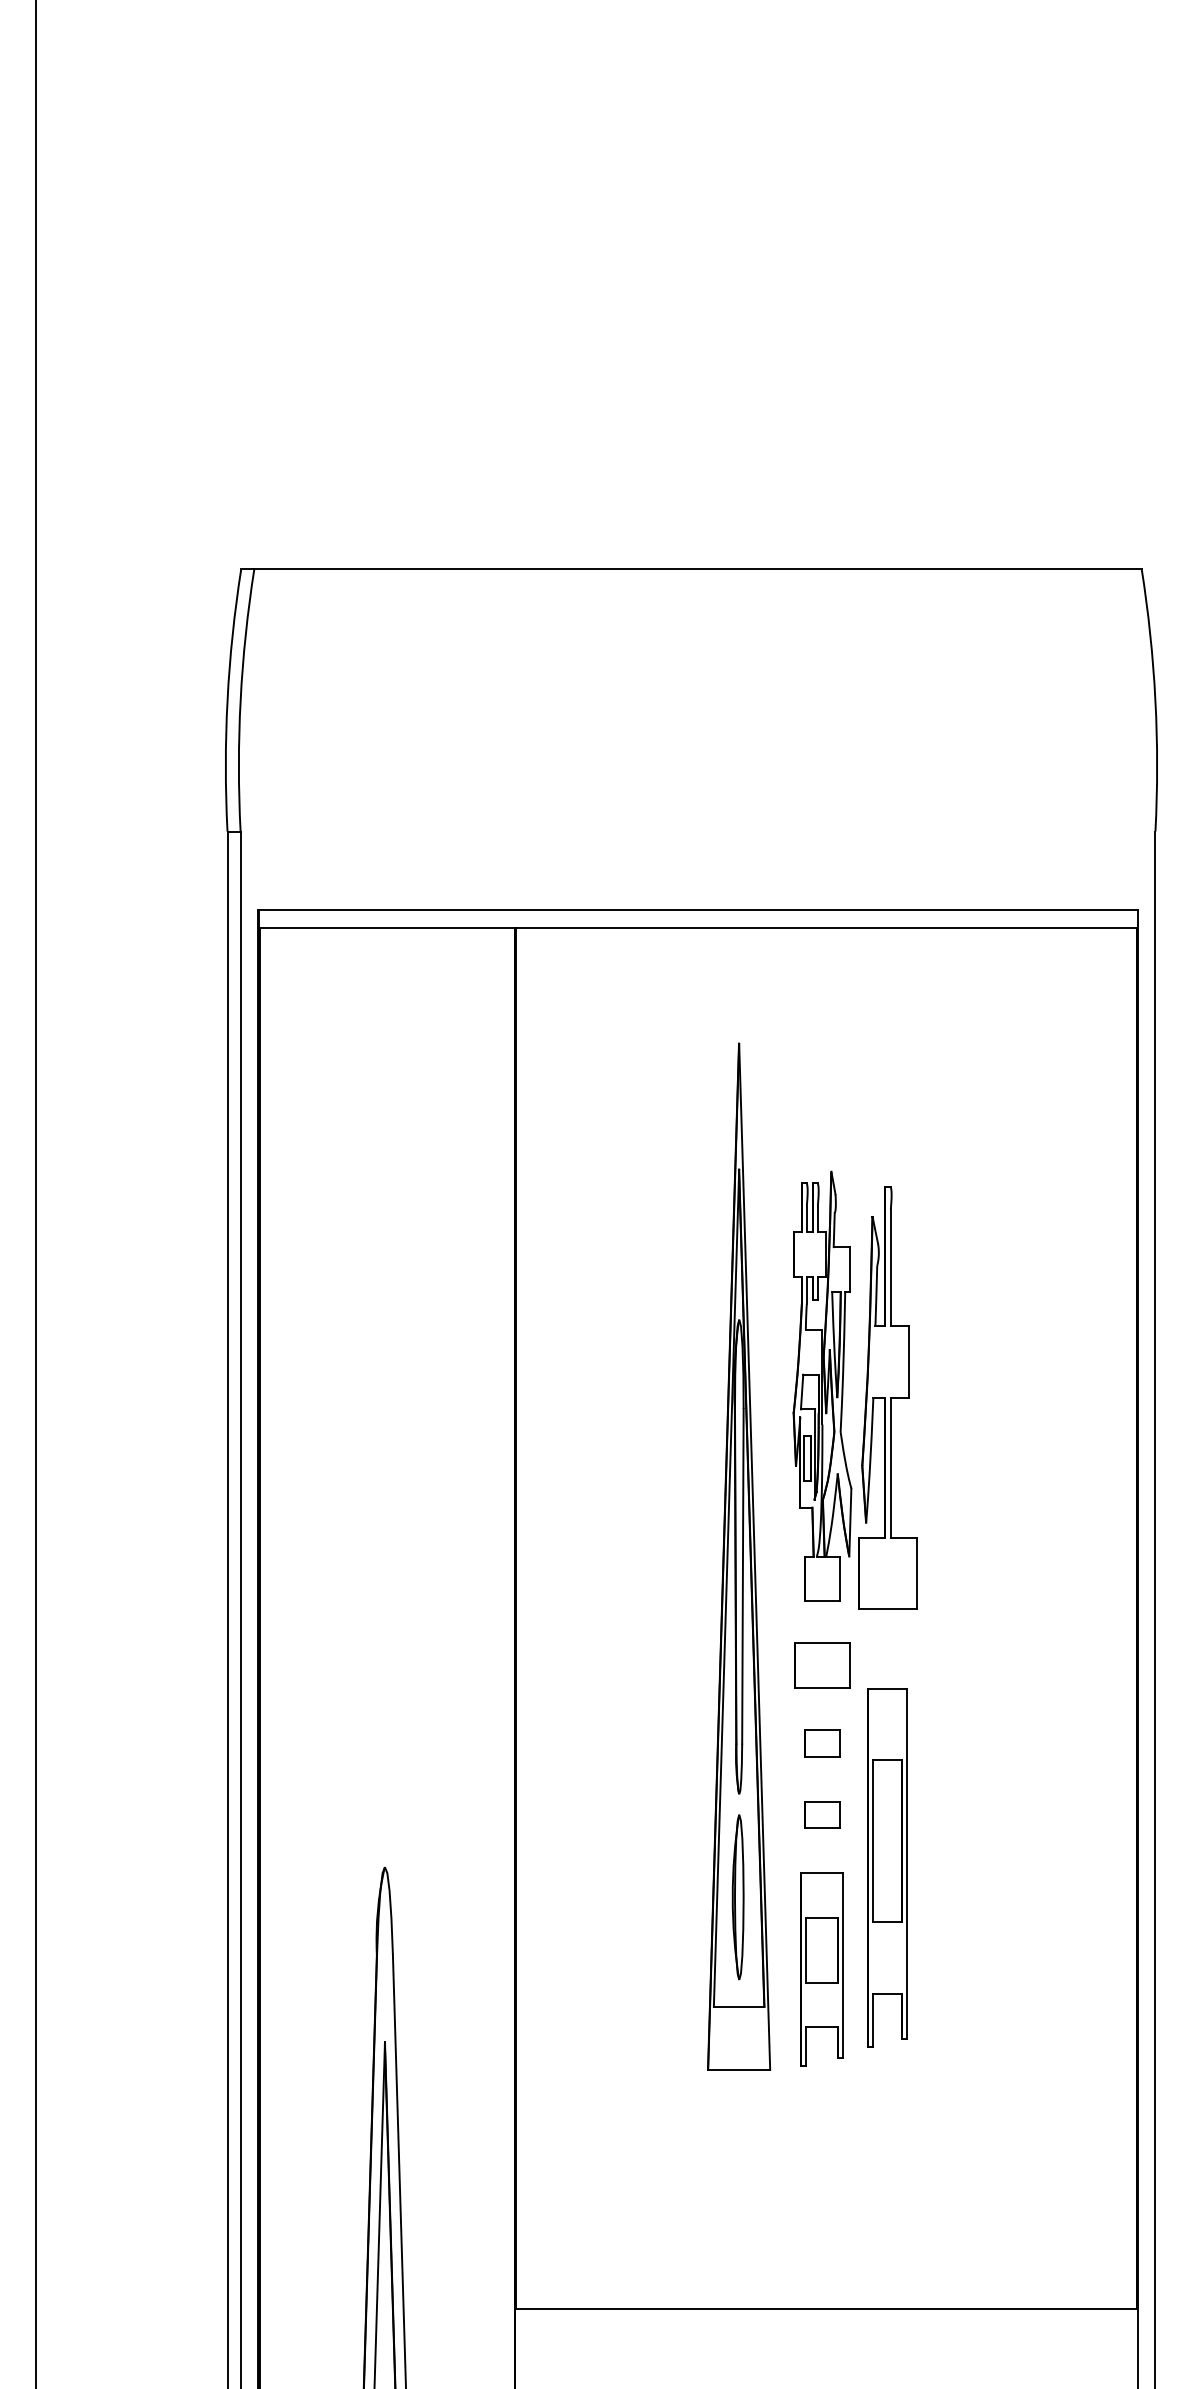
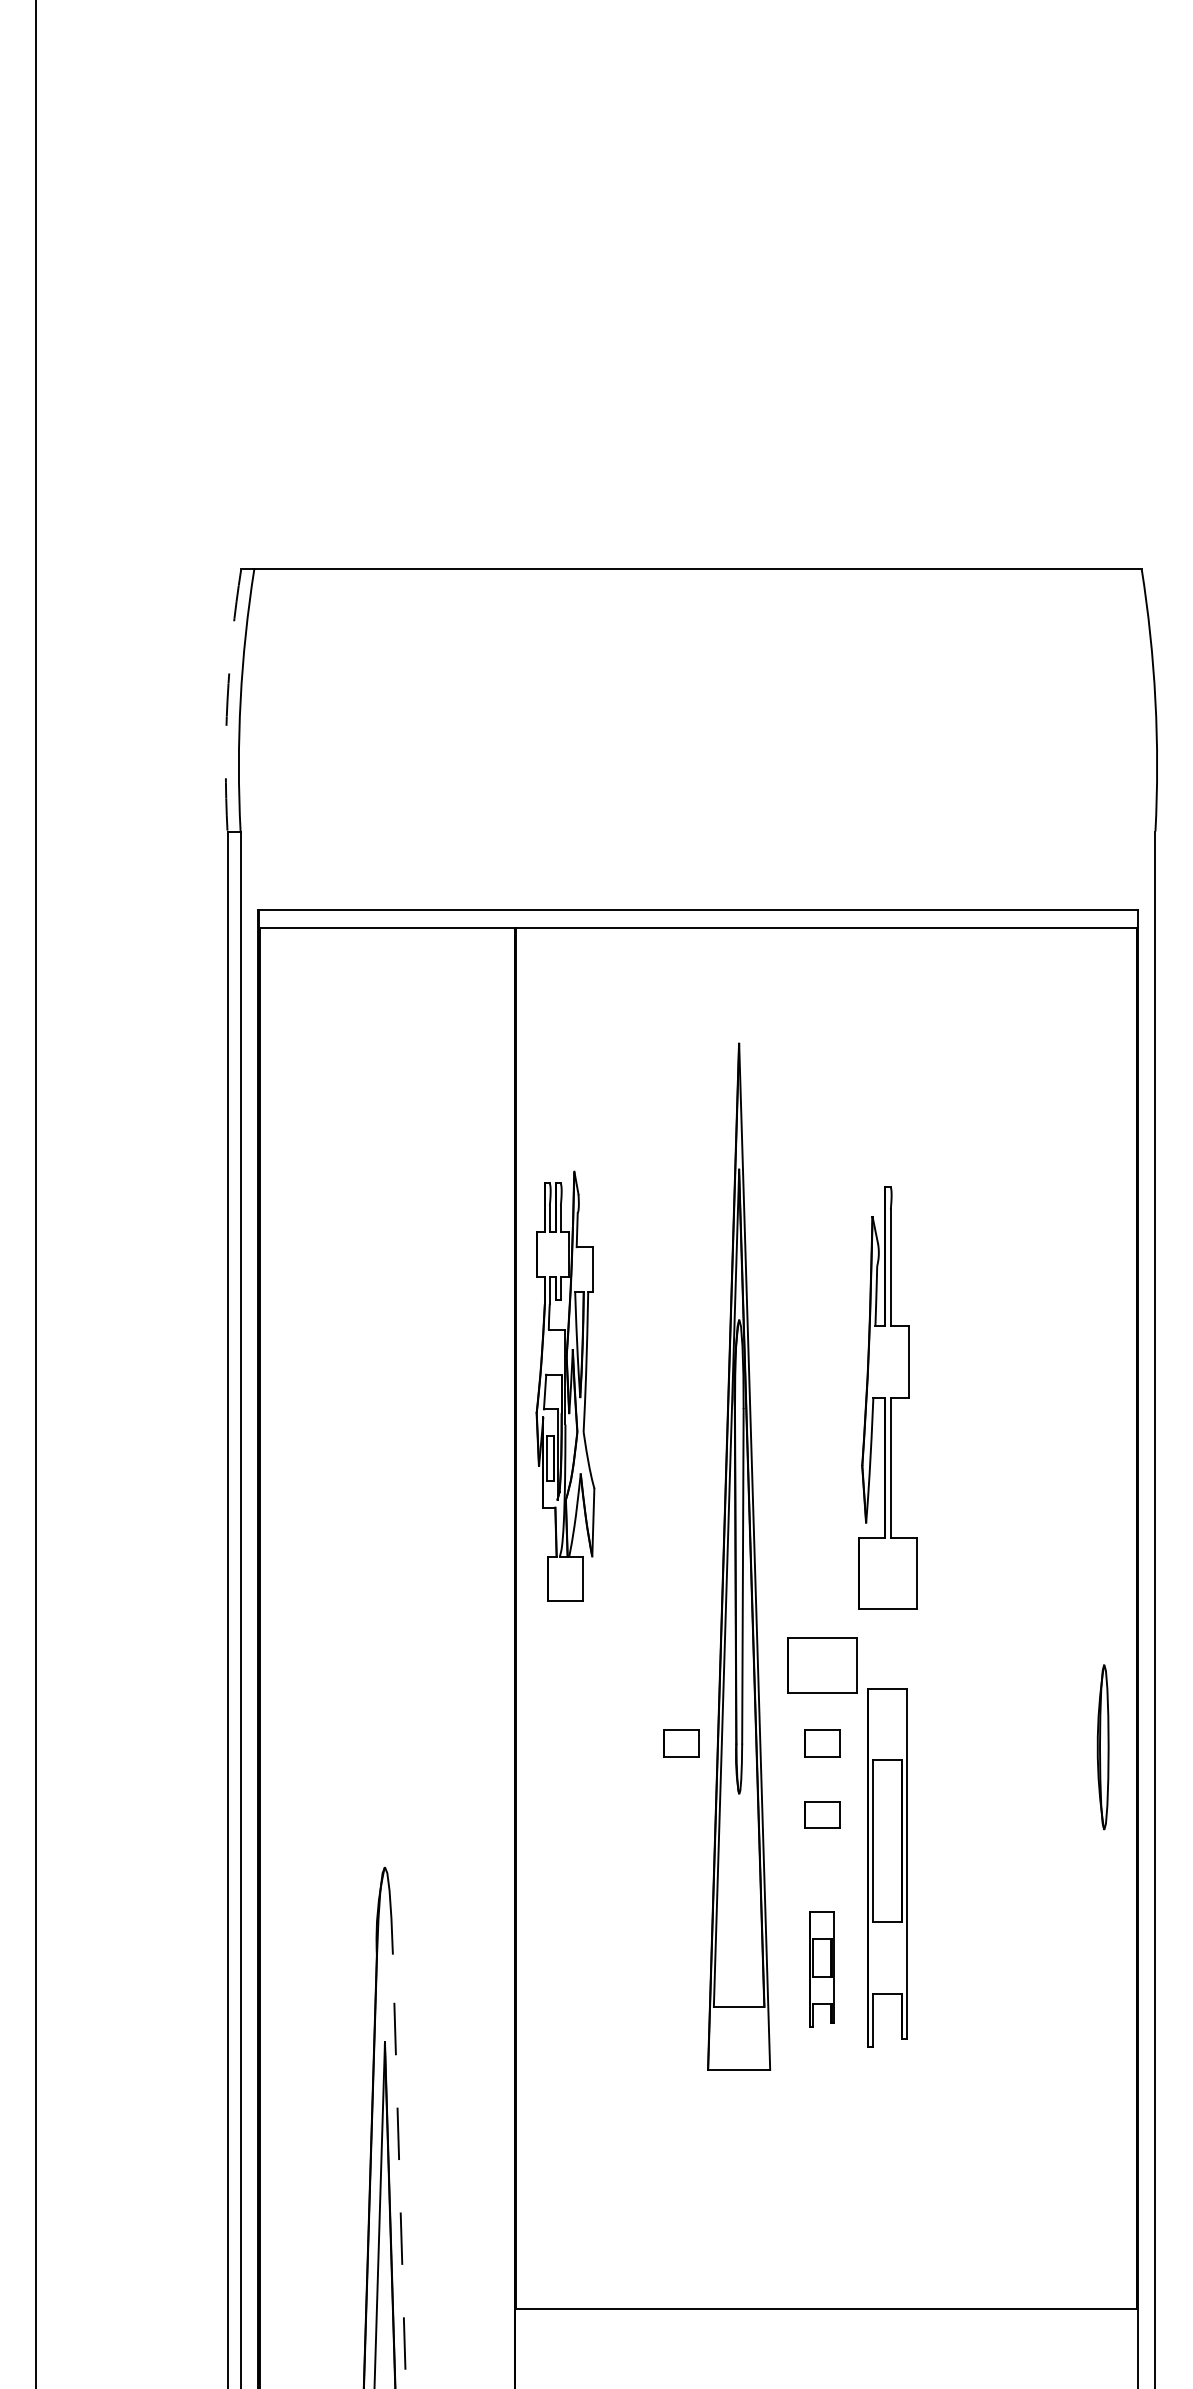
arc: solid -> dashed (227, 700)
part position: (822, 1385) -> (565, 1385) (565, 1385)
part size: 57x47 px -> 71x57 px (822, 1665)
part: none -> present (681, 1743)
part position: (737, 1897) -> (1102, 1747) (1102, 1747)
part size: 44x195 px -> 26x117 px (821, 1969)
line: solid -> dashed (399, 2171)
